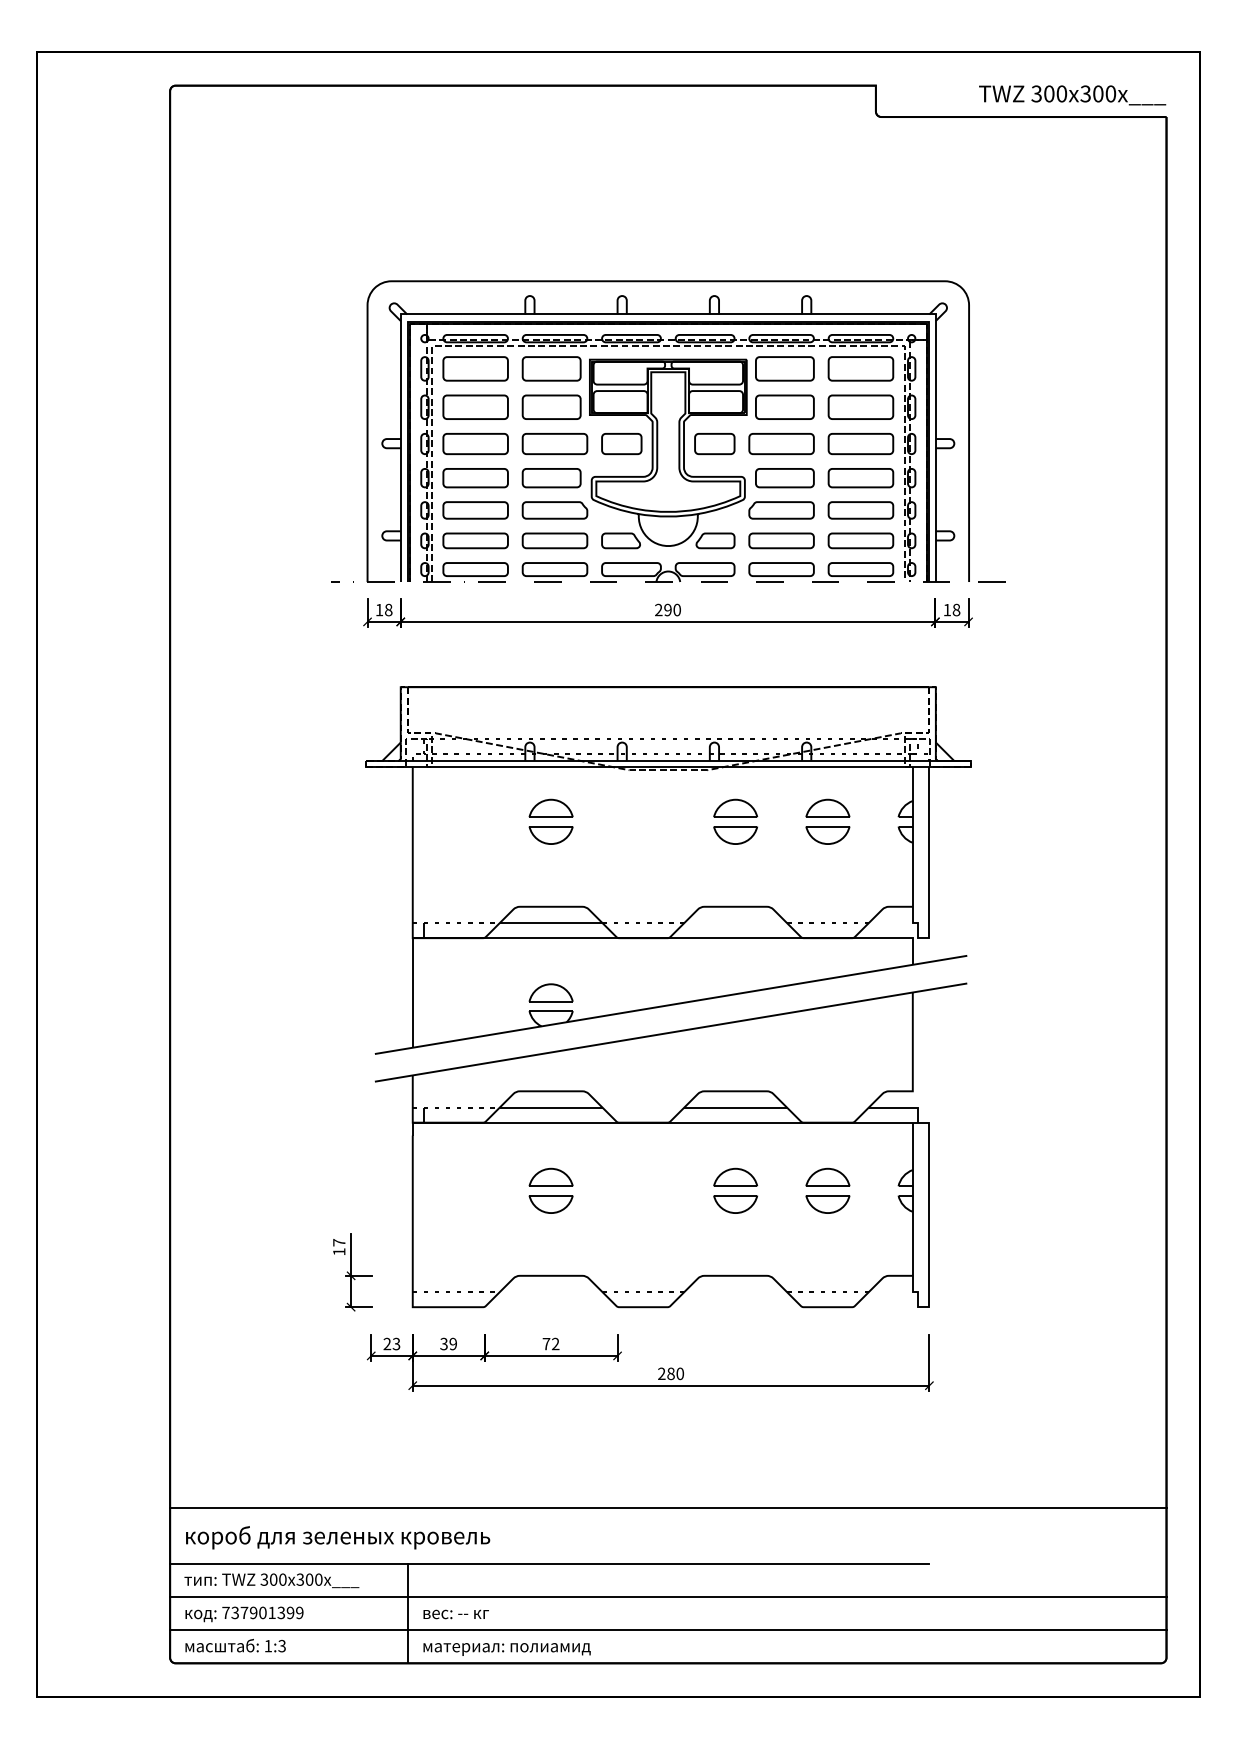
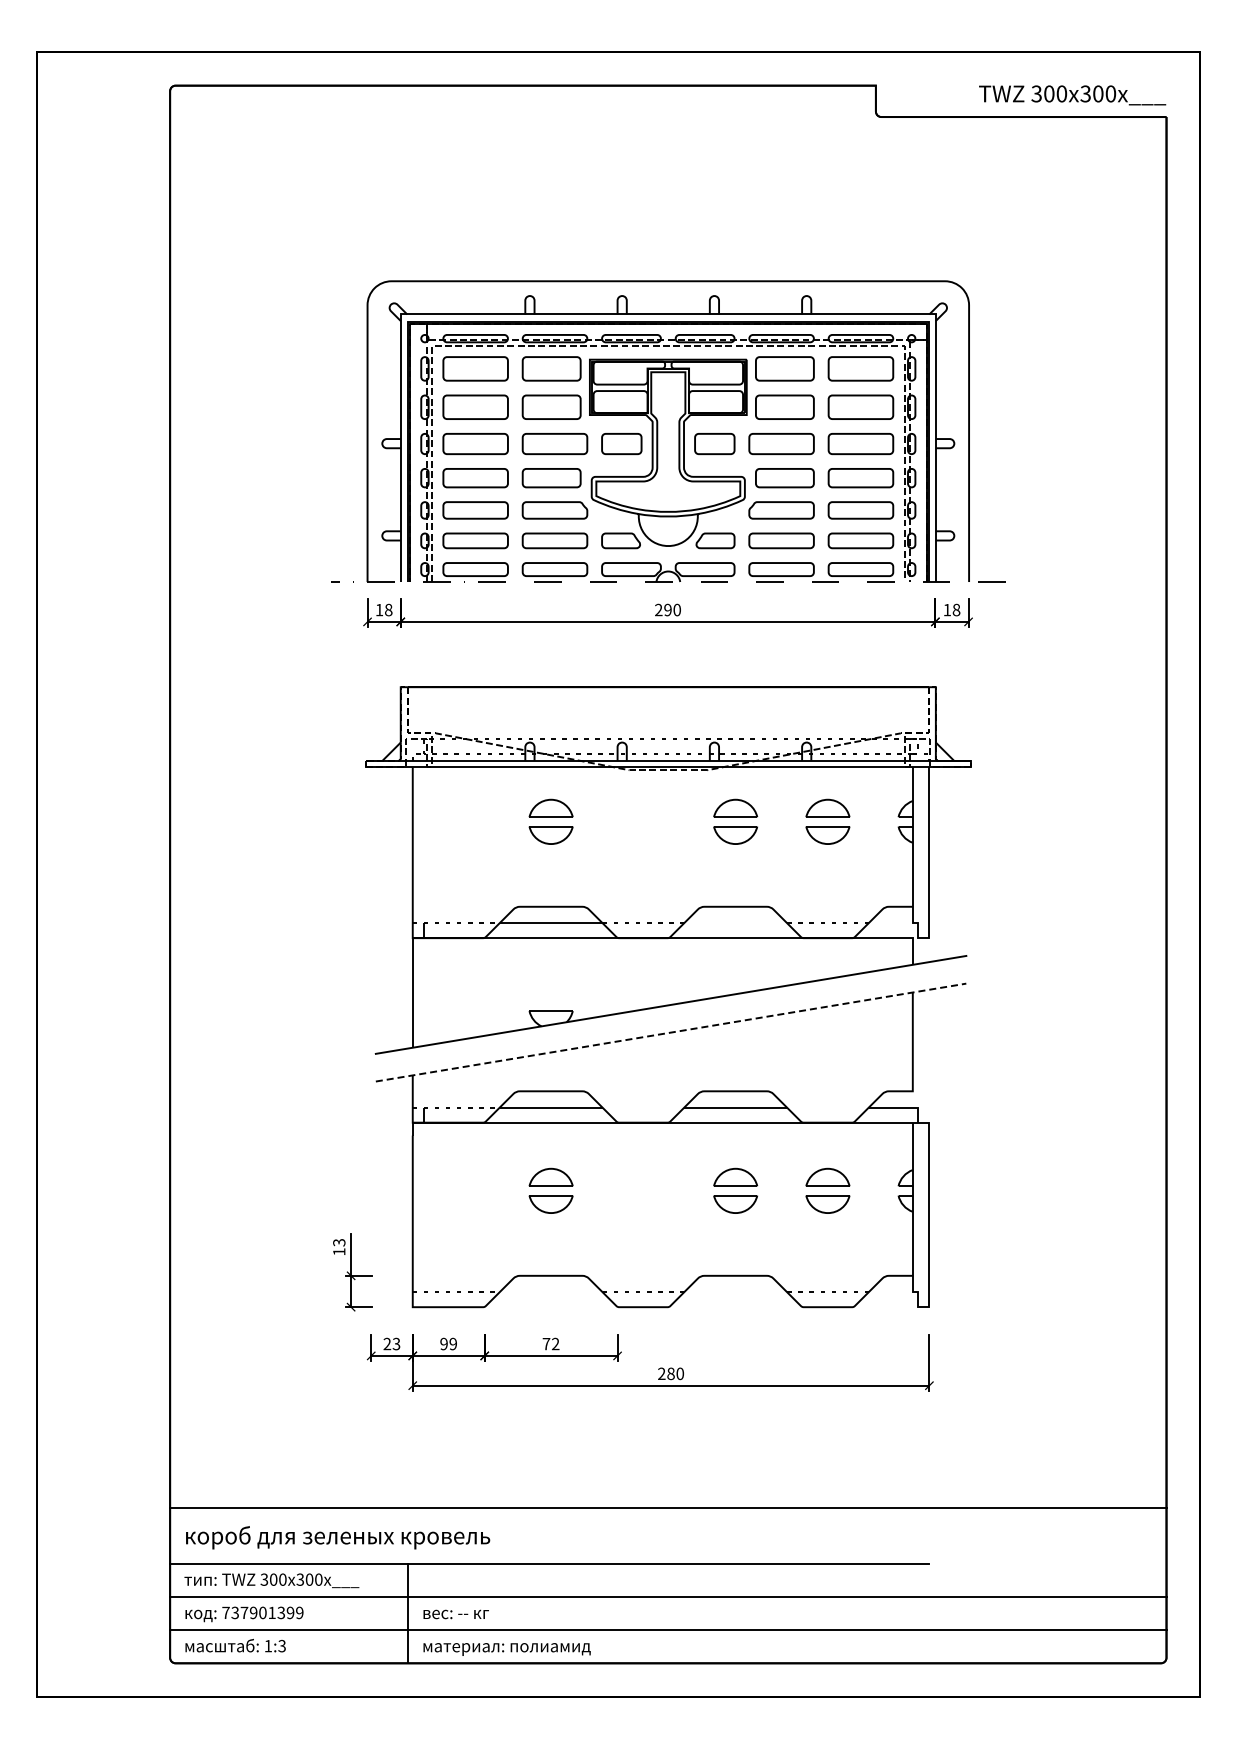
part: present -> none (550, 992)
line: solid -> dashed (671, 1032)
text: 17 -> 13 (339, 1242)
text: 39 -> 99 (443, 1344)
